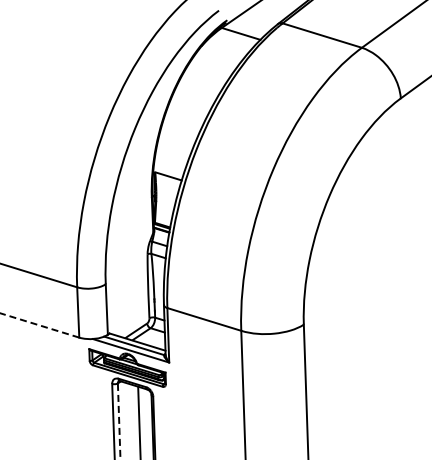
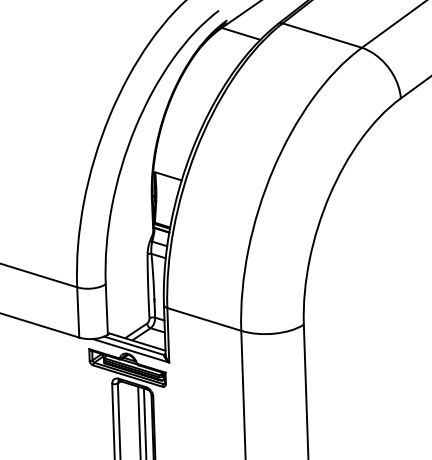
line: dashed -> solid (39, 325)
line: dashed -> solid (119, 421)
line: none -> present (144, 422)
